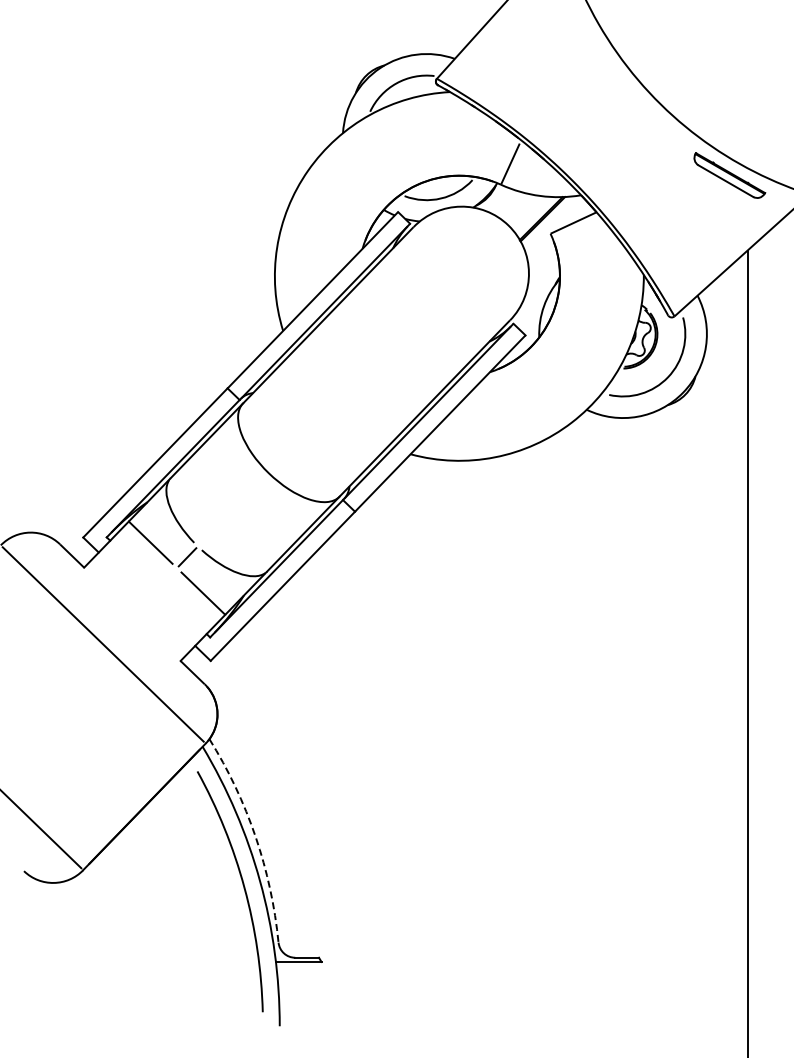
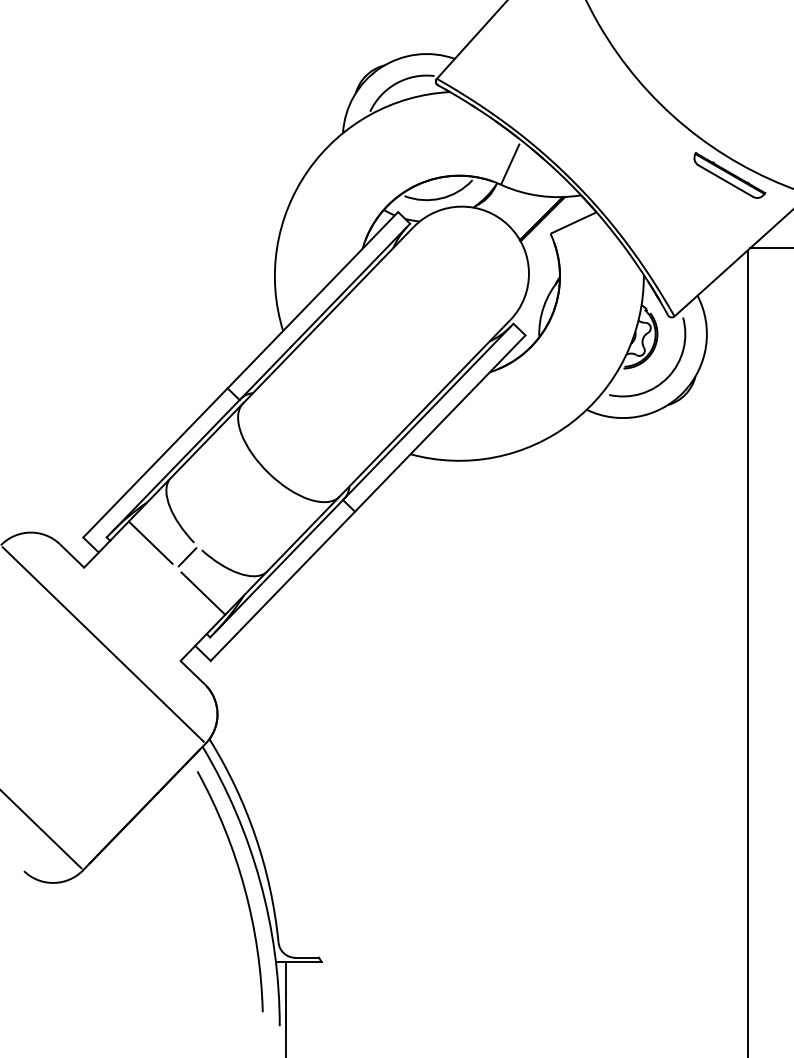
line: none -> present (770, 248)
arc: dashed -> solid (255, 836)
line: none -> present (285, 1007)
